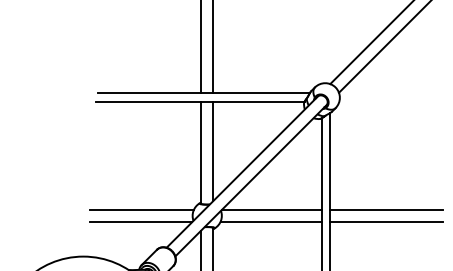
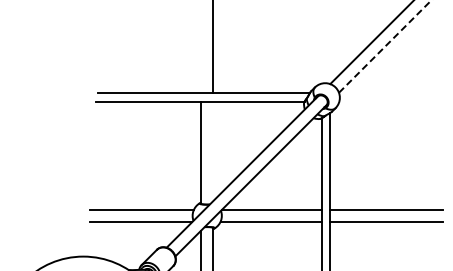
line: solid -> dashed (385, 46)
line: present -> none (201, 47)
line: present -> none (213, 151)
